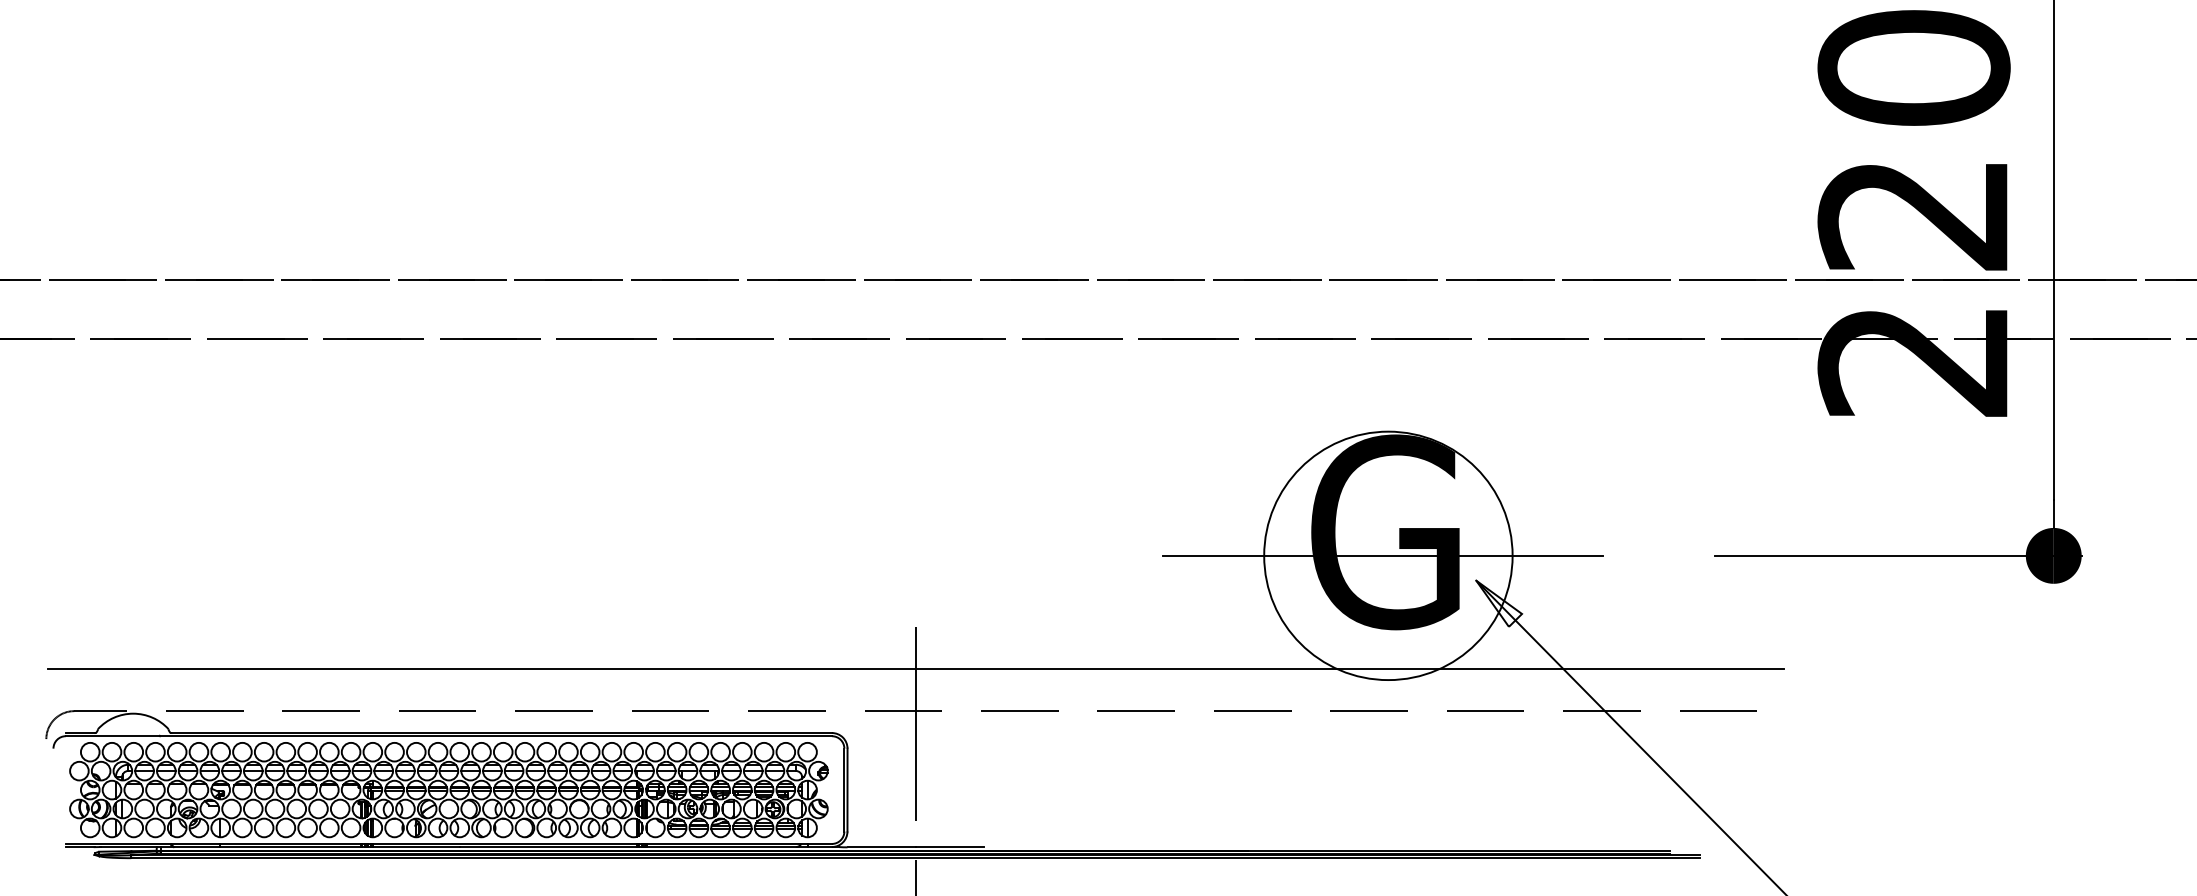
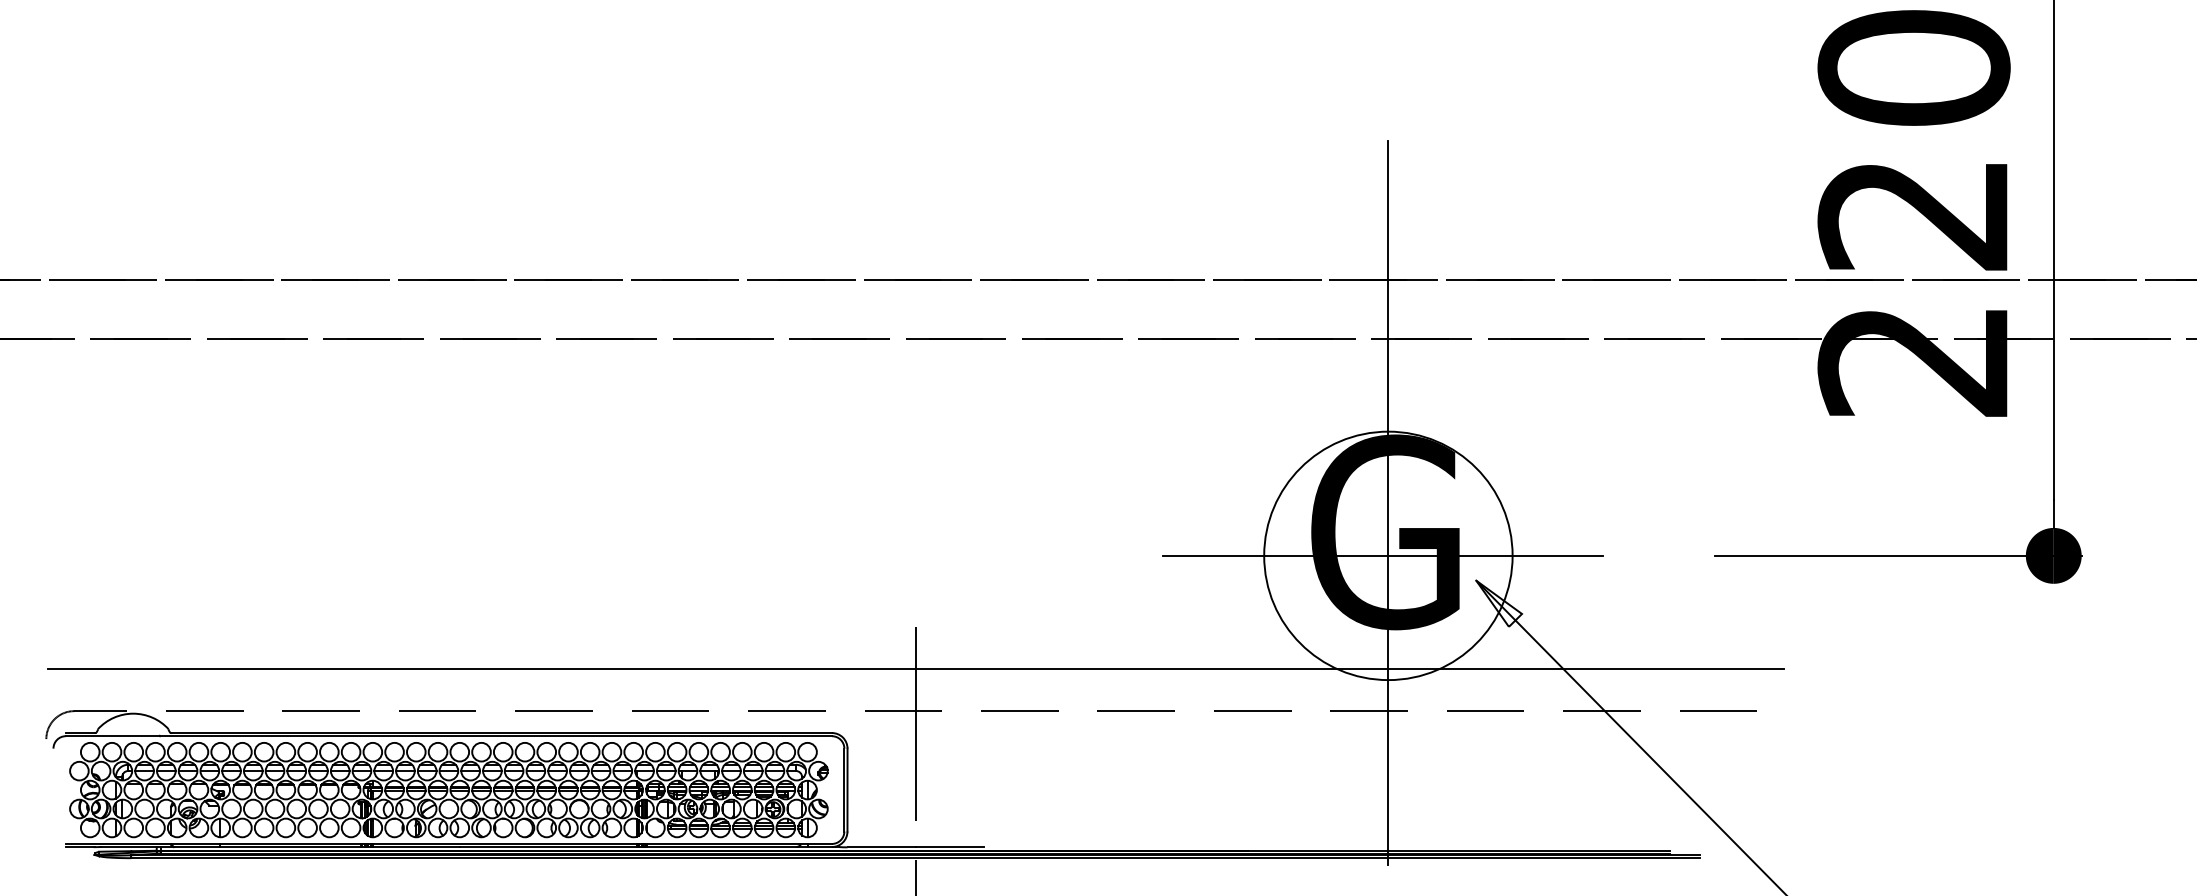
line: none -> present (1388, 502)
